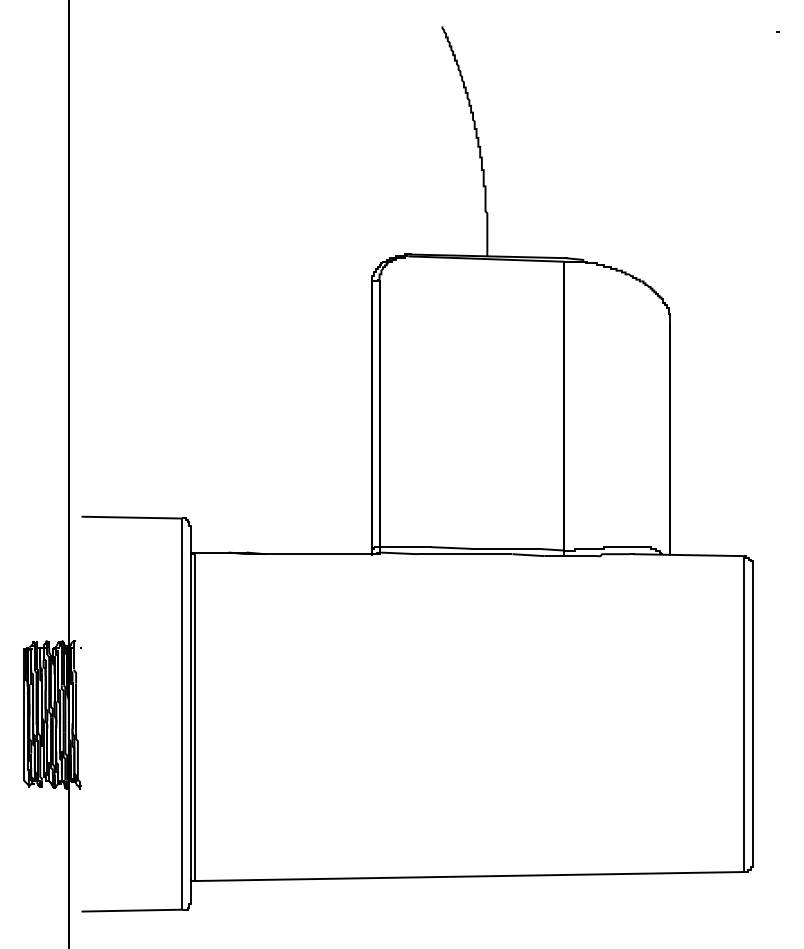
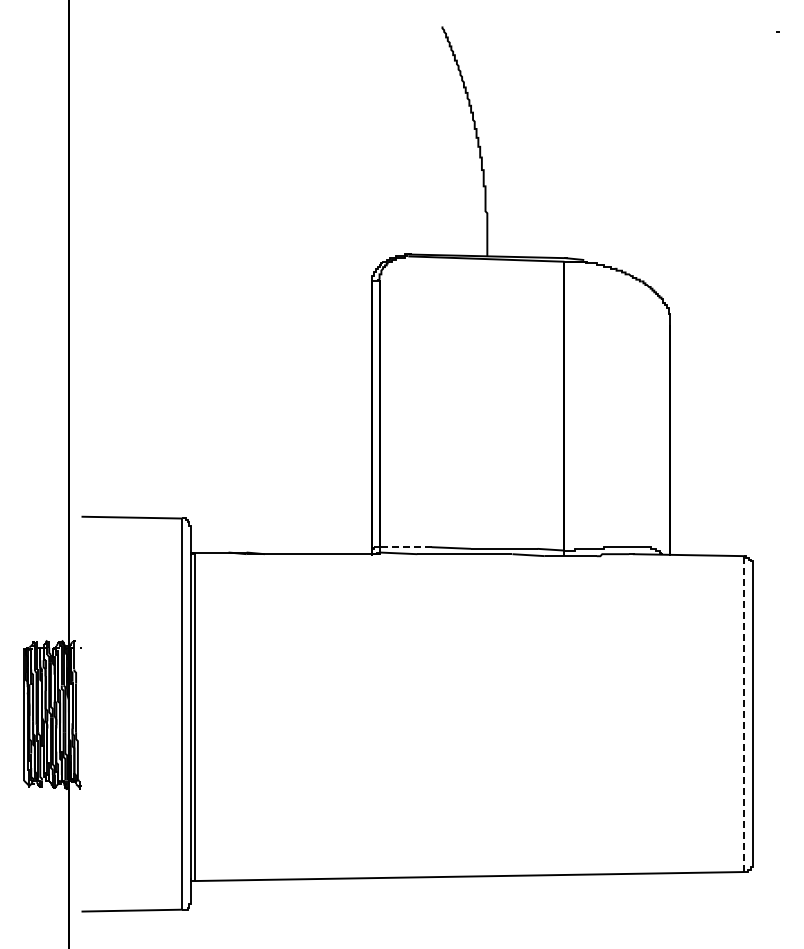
line: solid -> dashed (405, 547)
line: solid -> dashed (744, 714)
